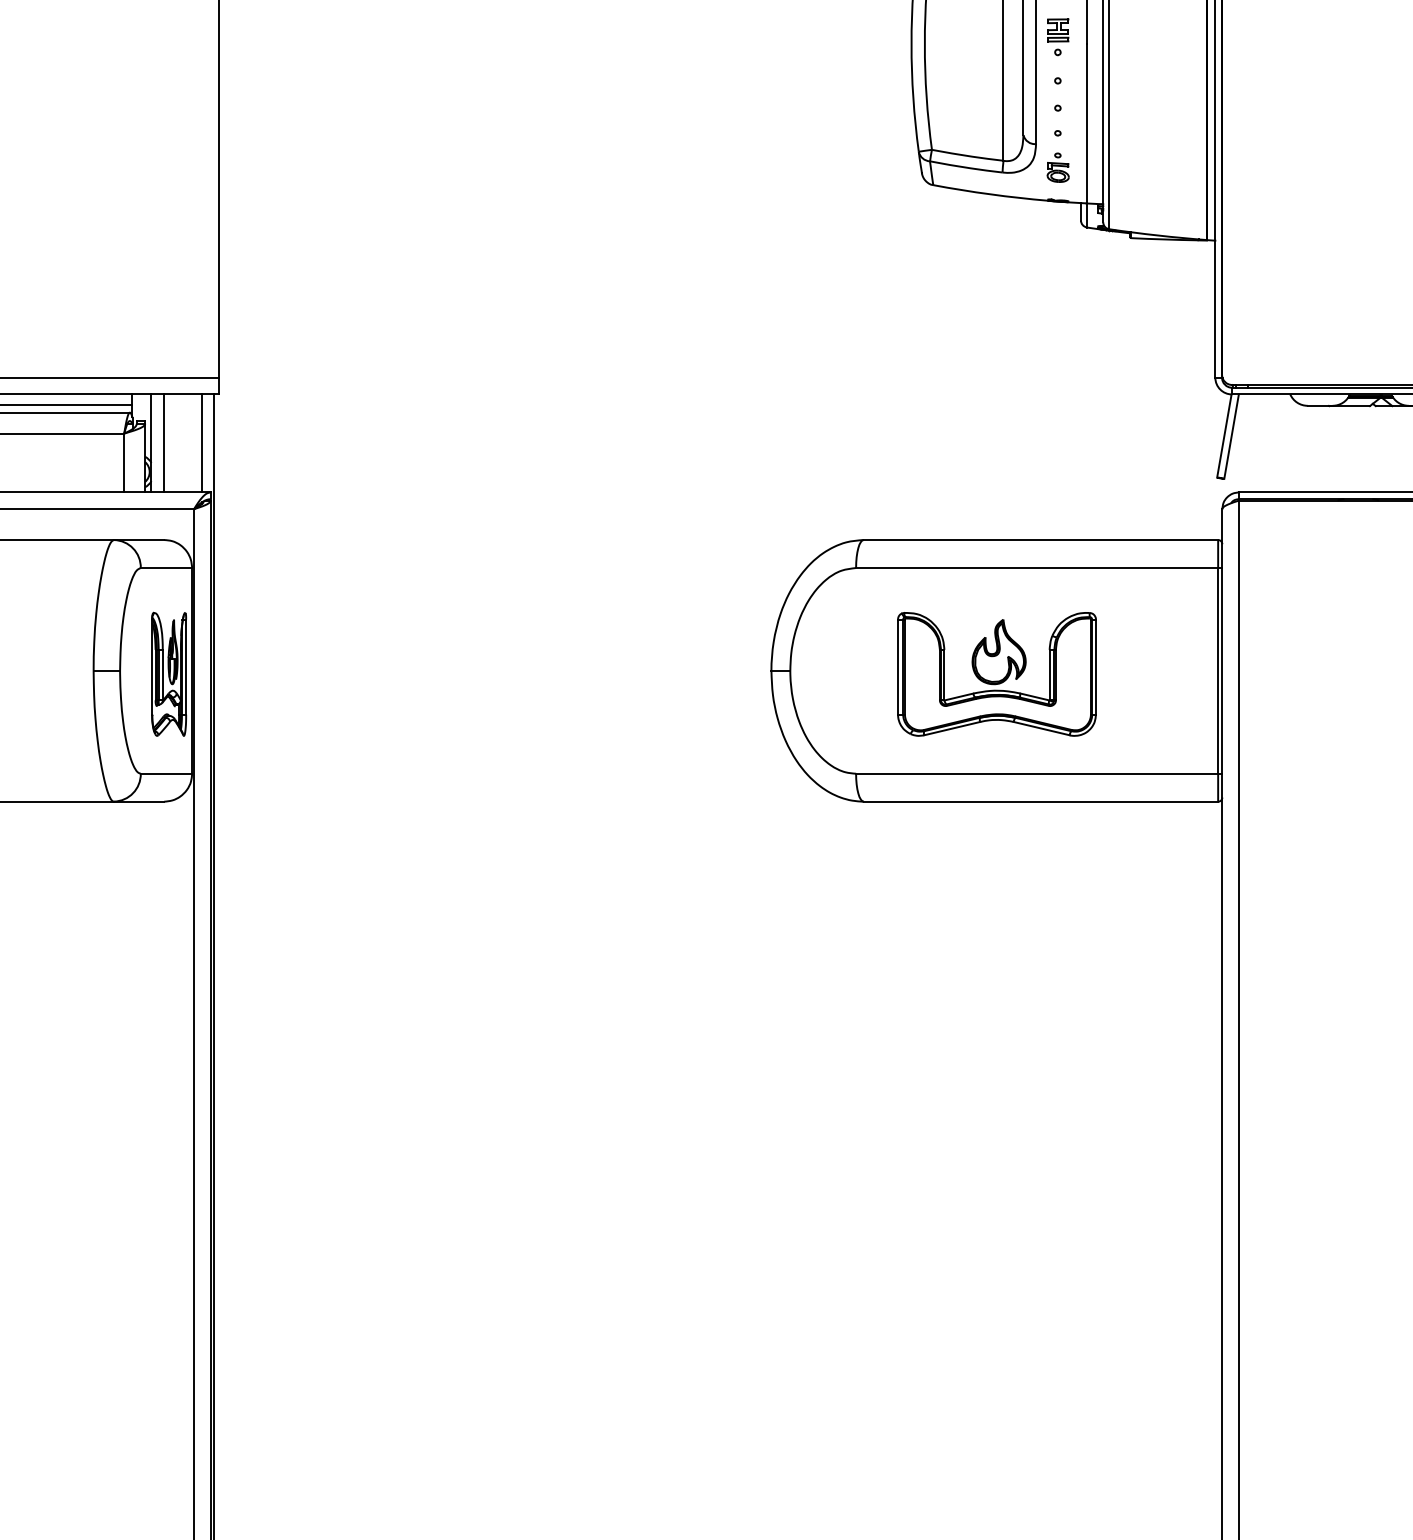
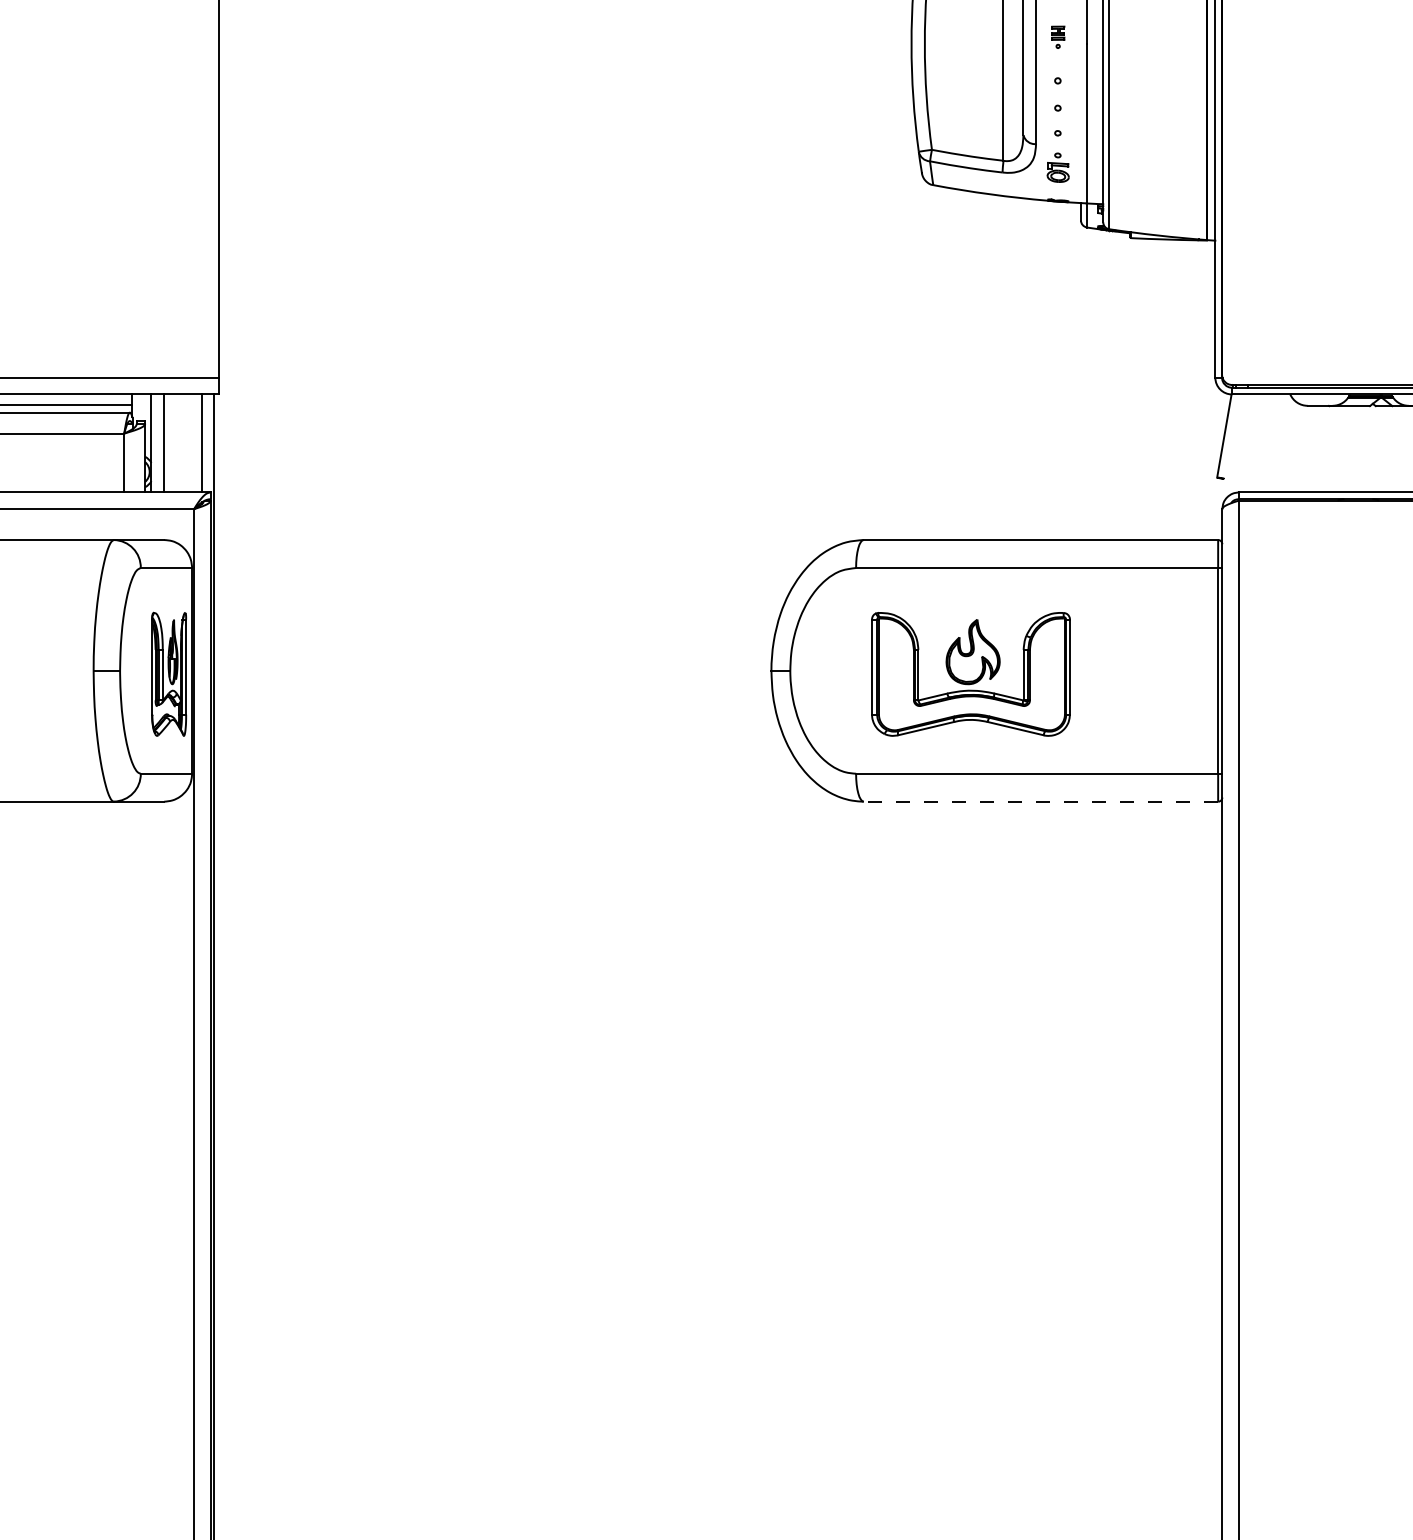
part size: 23x39 px -> 15x24 px (1058, 36)
line: present -> none (1231, 436)
part position: (996, 674) -> (970, 674) (970, 674)
line: solid -> dashed (1040, 801)
